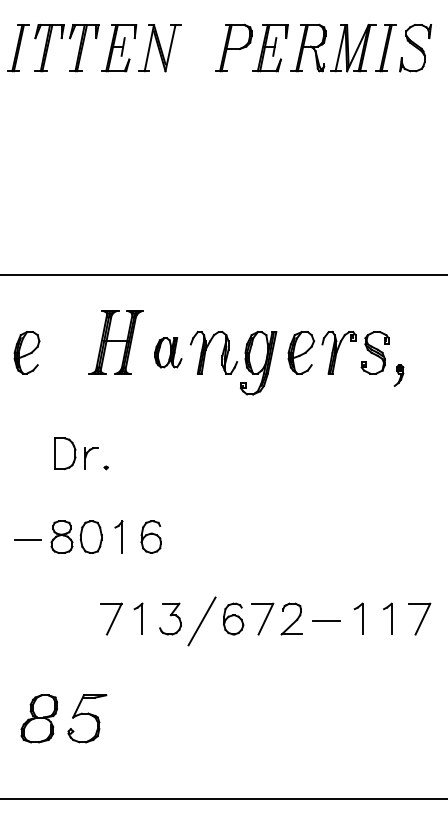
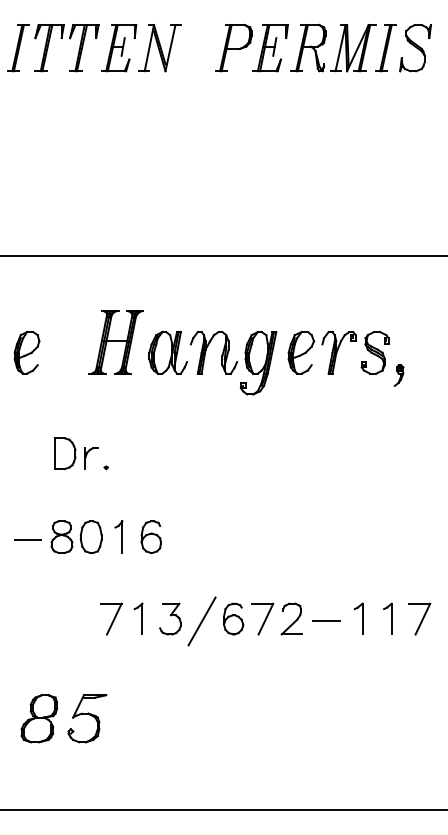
line position: (223, 274) -> (223, 255) (223, 255)
part size: 29x32 px -> 41x45 px (168, 352)
line position: (223, 798) -> (223, 809) (223, 809)
